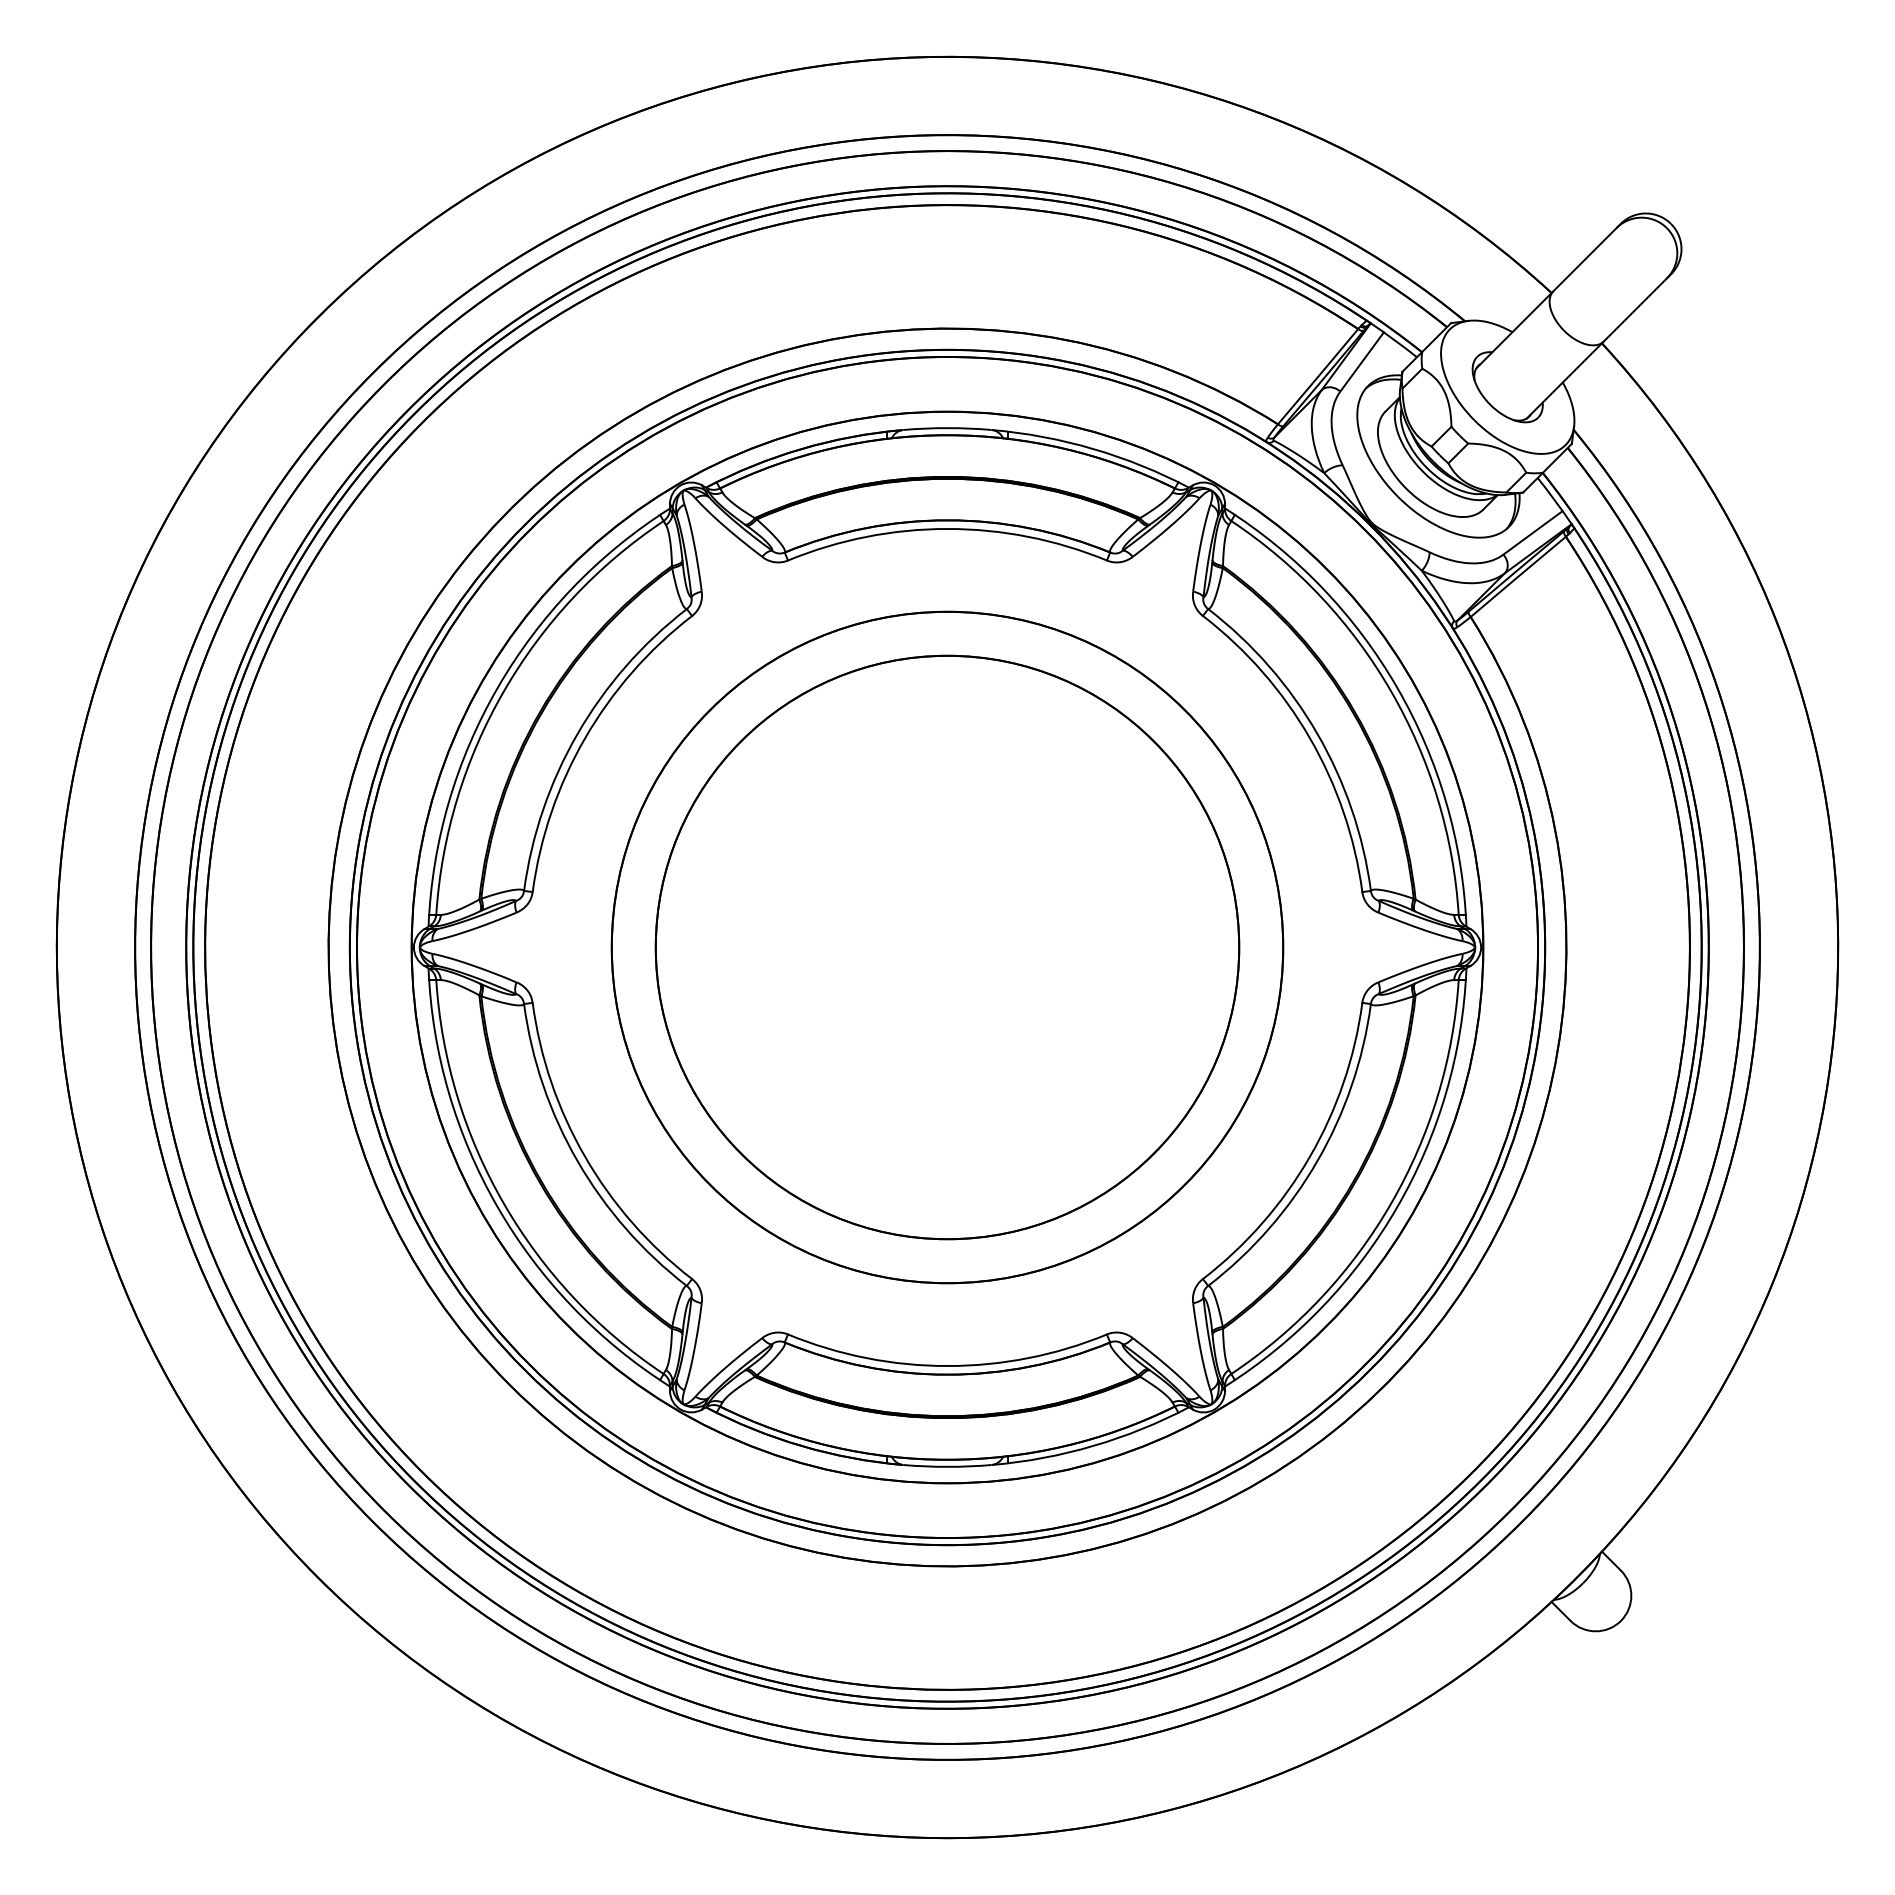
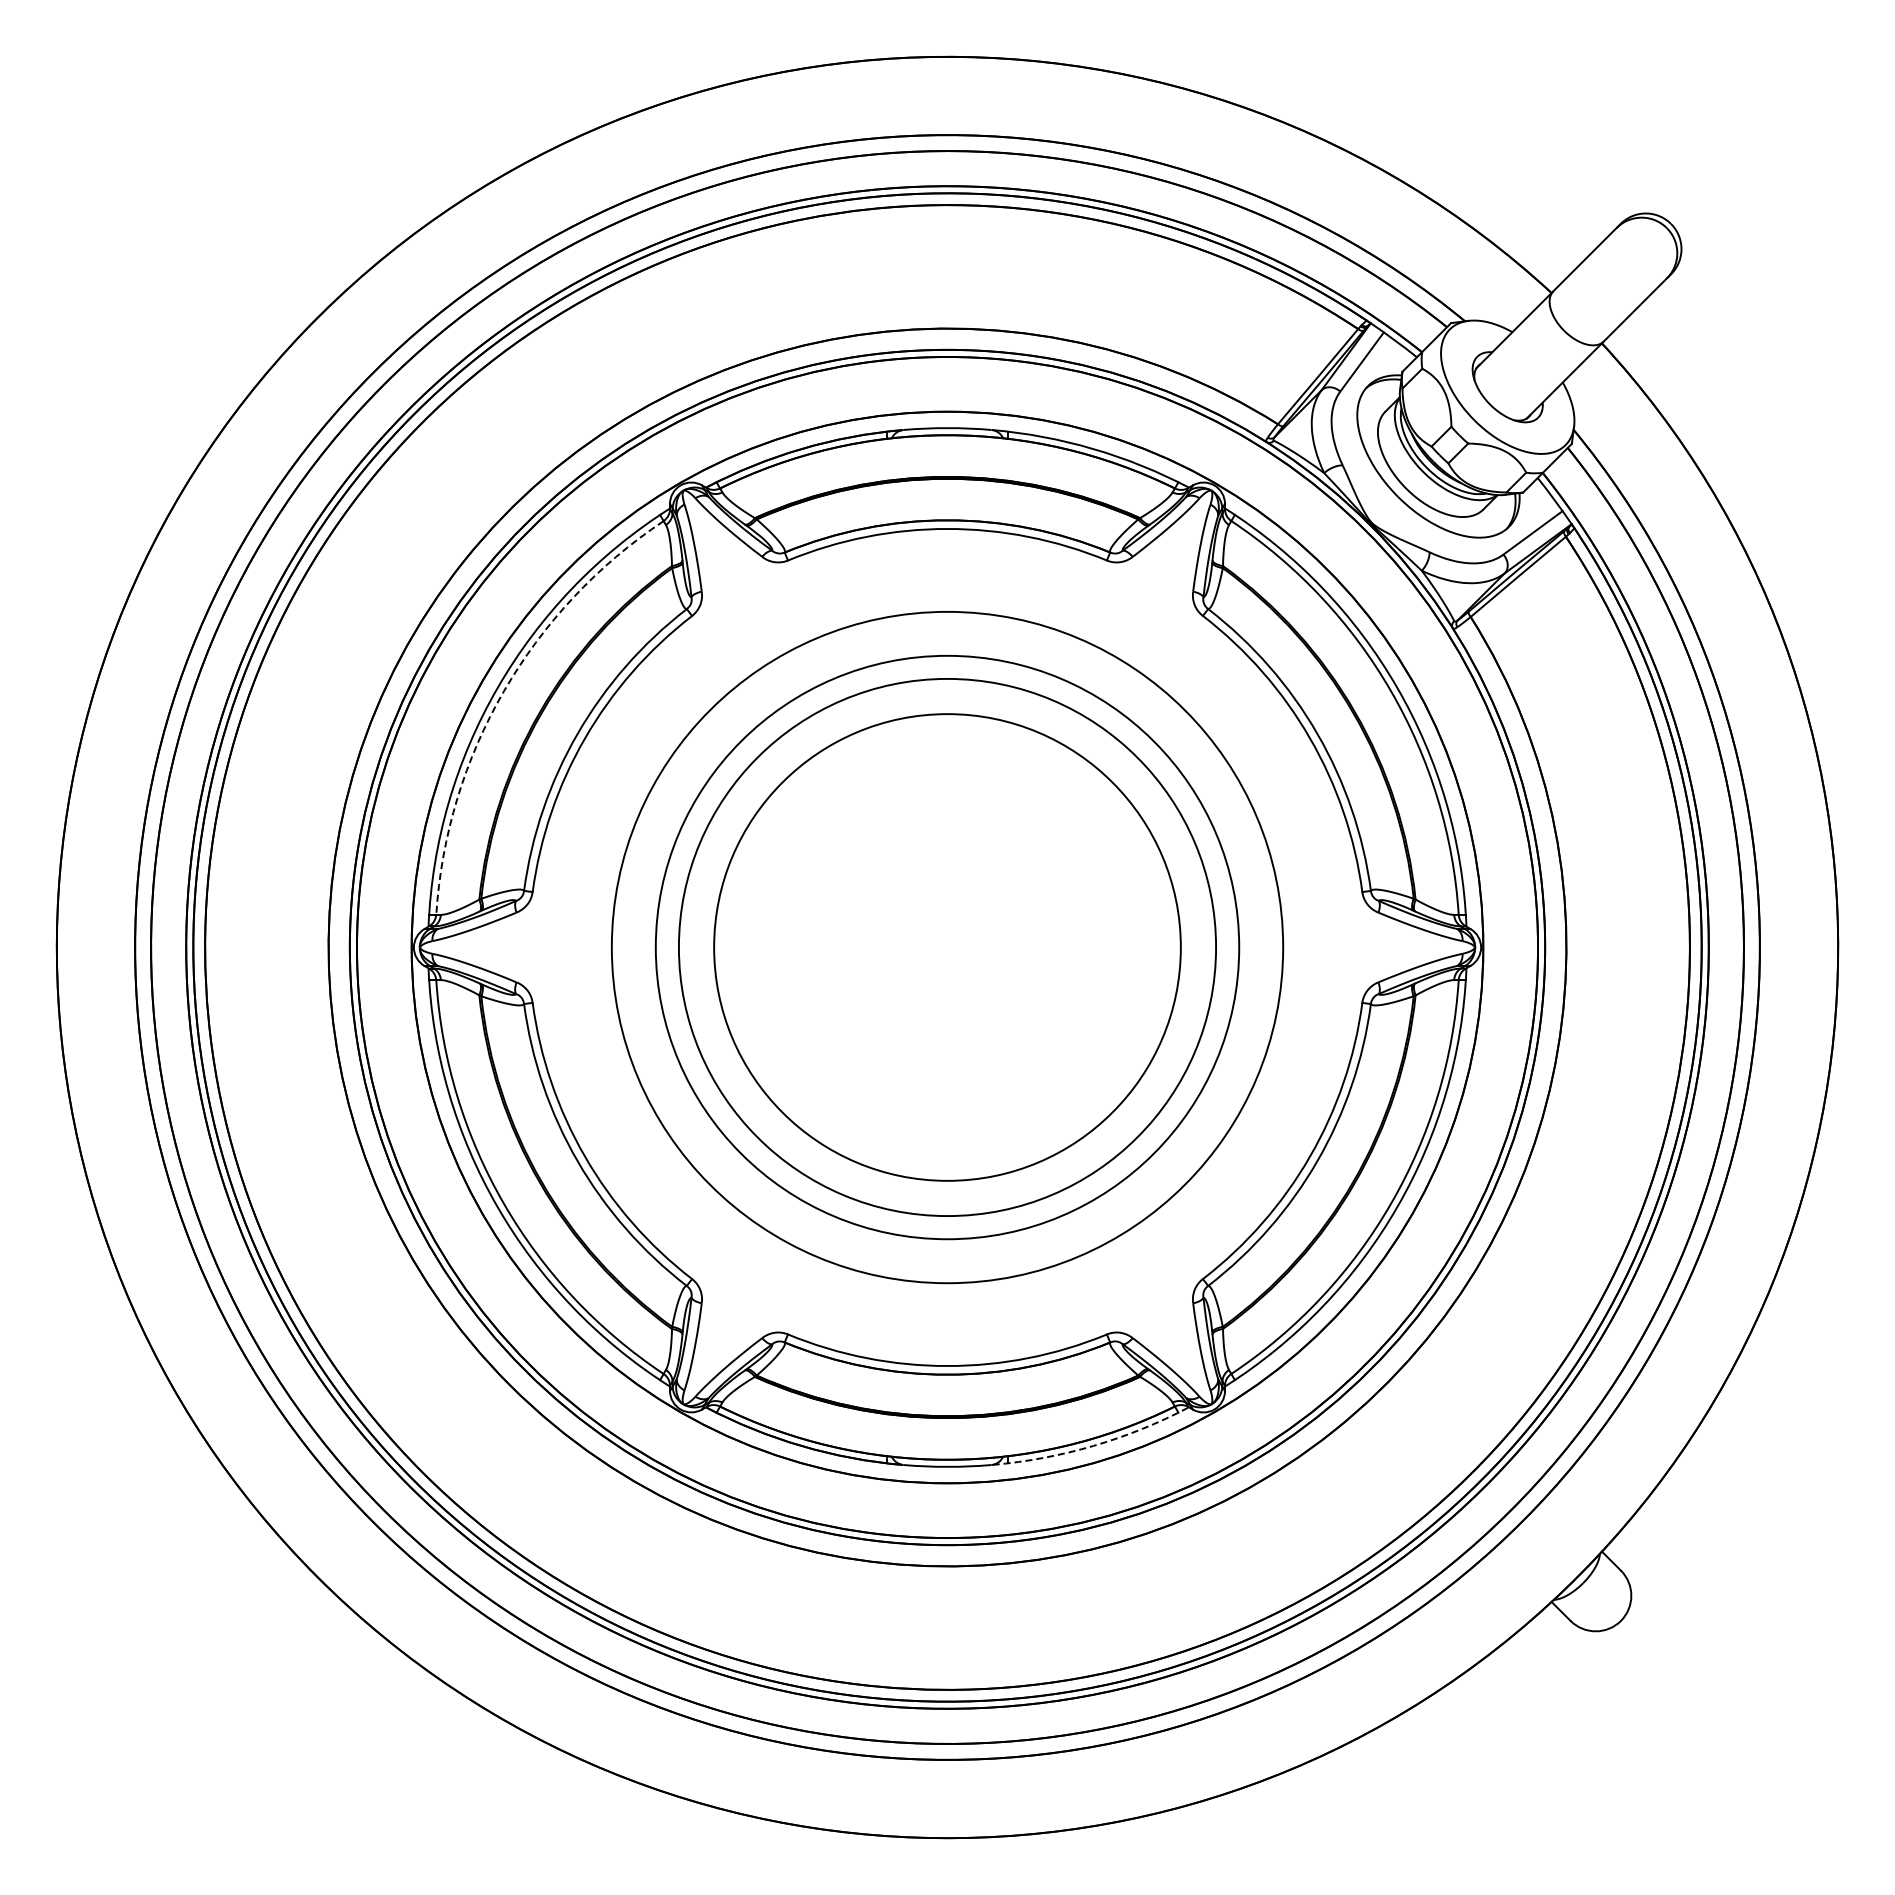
arc: solid -> dashed (503, 691)
circle diameter: 583 px -> 467 px (947, 947)
circle diameter: 671 px -> 537 px (947, 947)
arc: solid -> dashed (1093, 1445)
